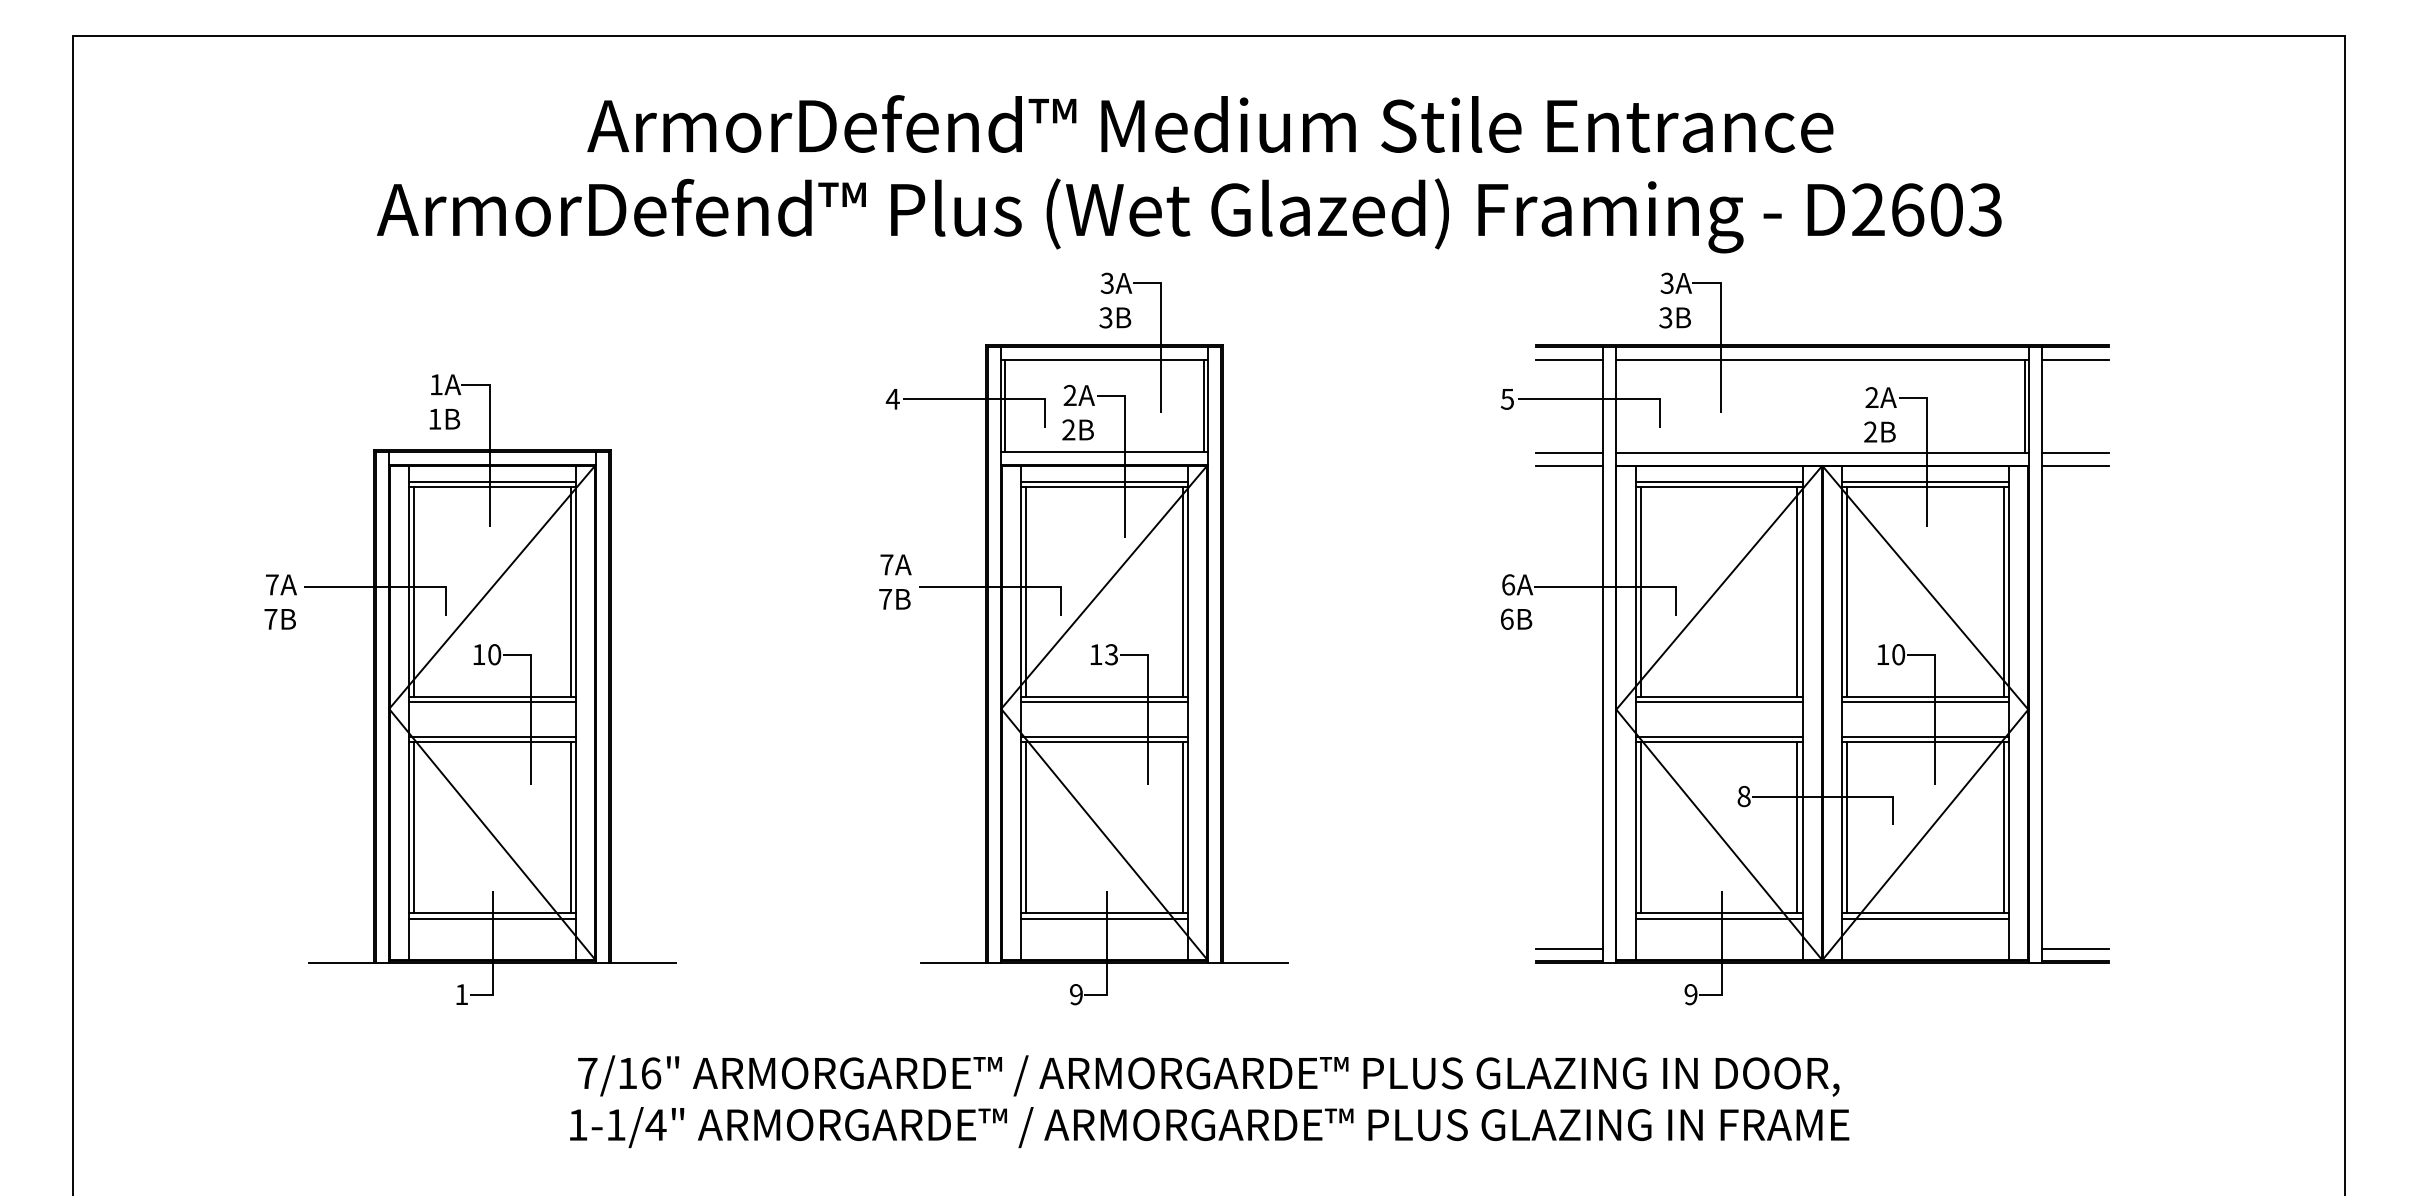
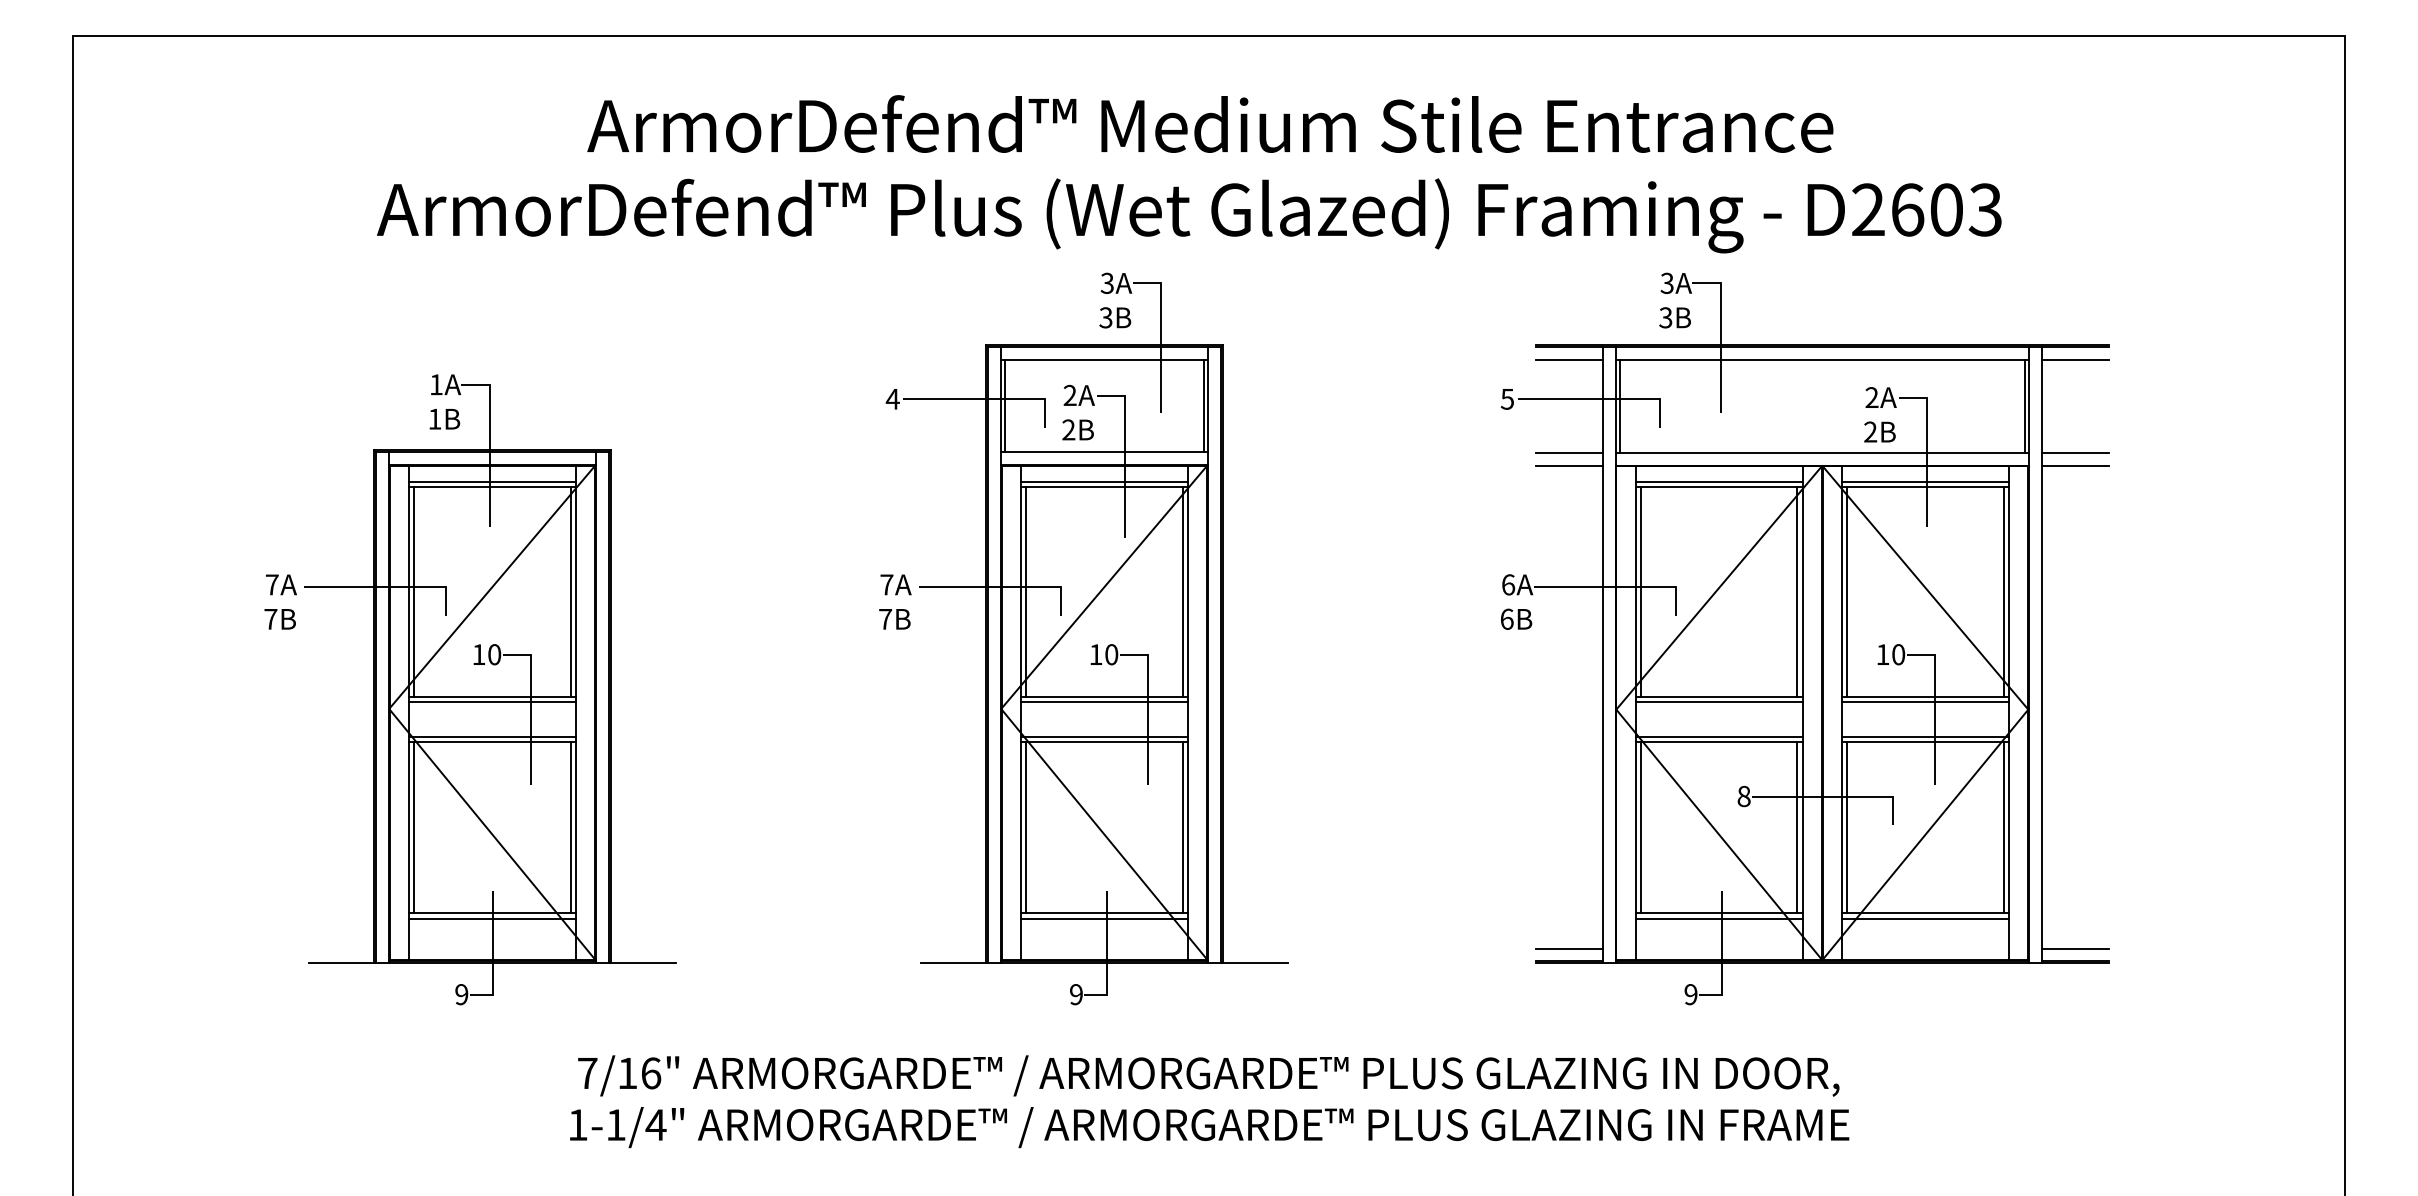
line: none -> present (1619, 405)
text position: (895, 581) -> (895, 601) (895, 601)
text: 13 -> 10 (1111, 654)
text: 1 -> 9 (461, 994)
